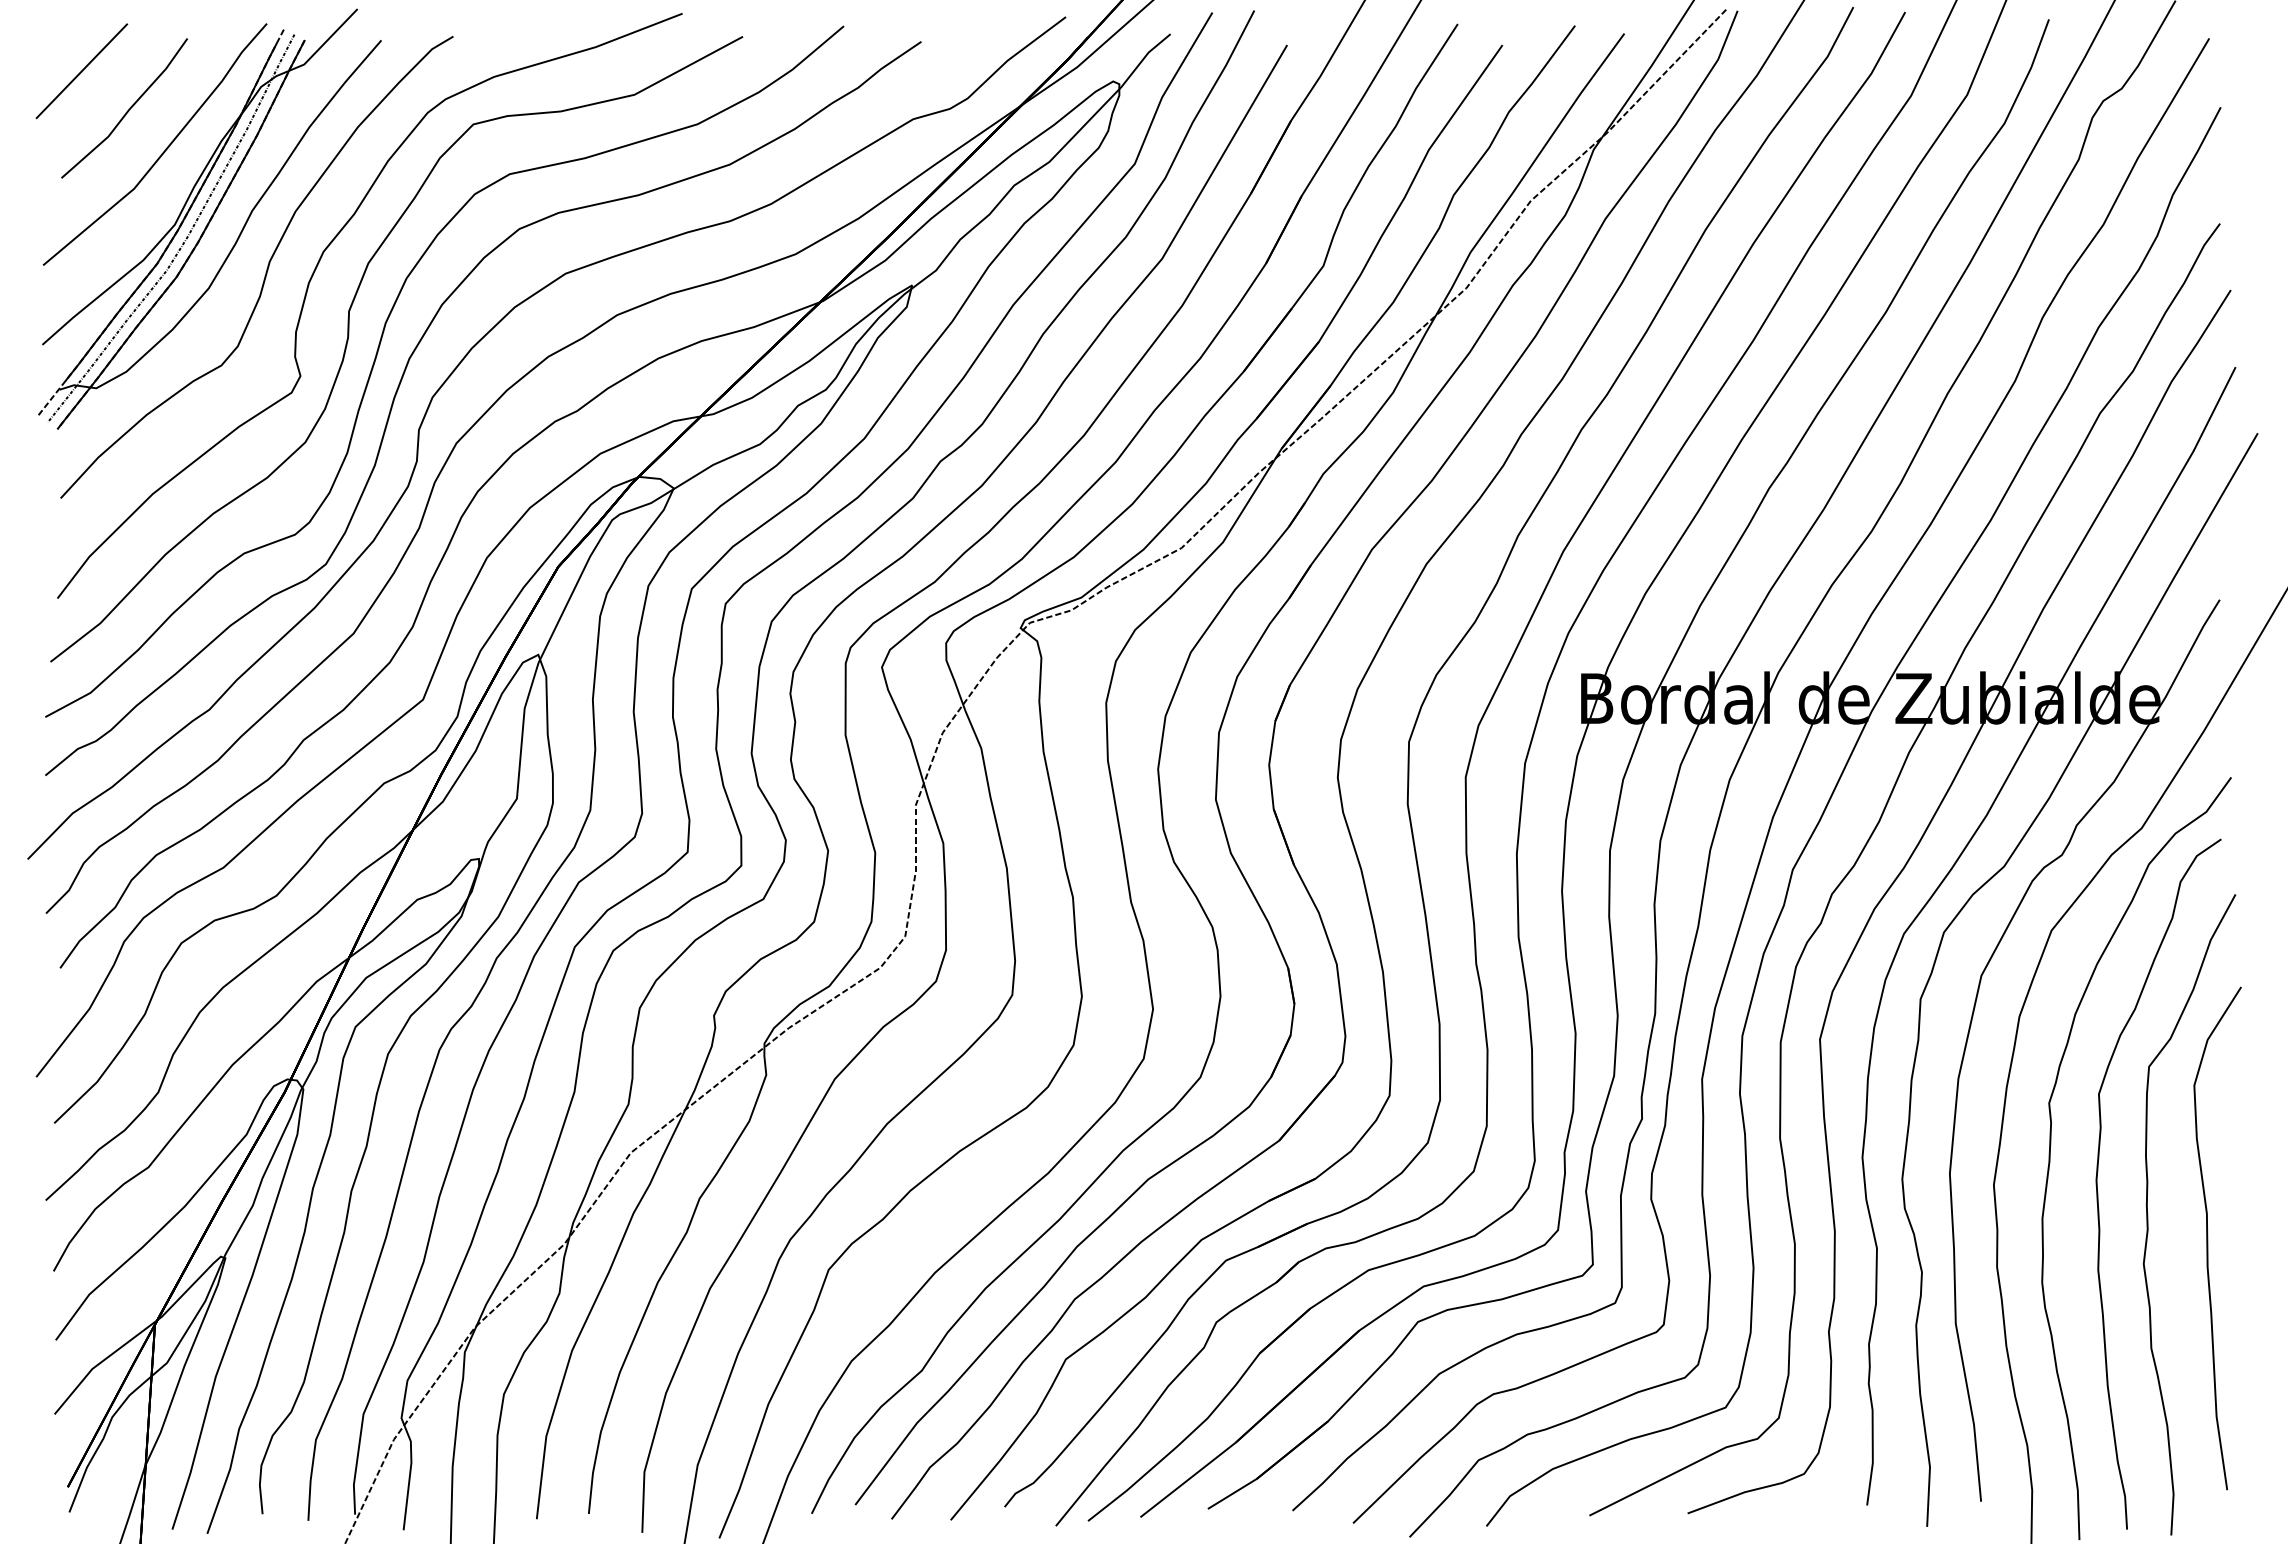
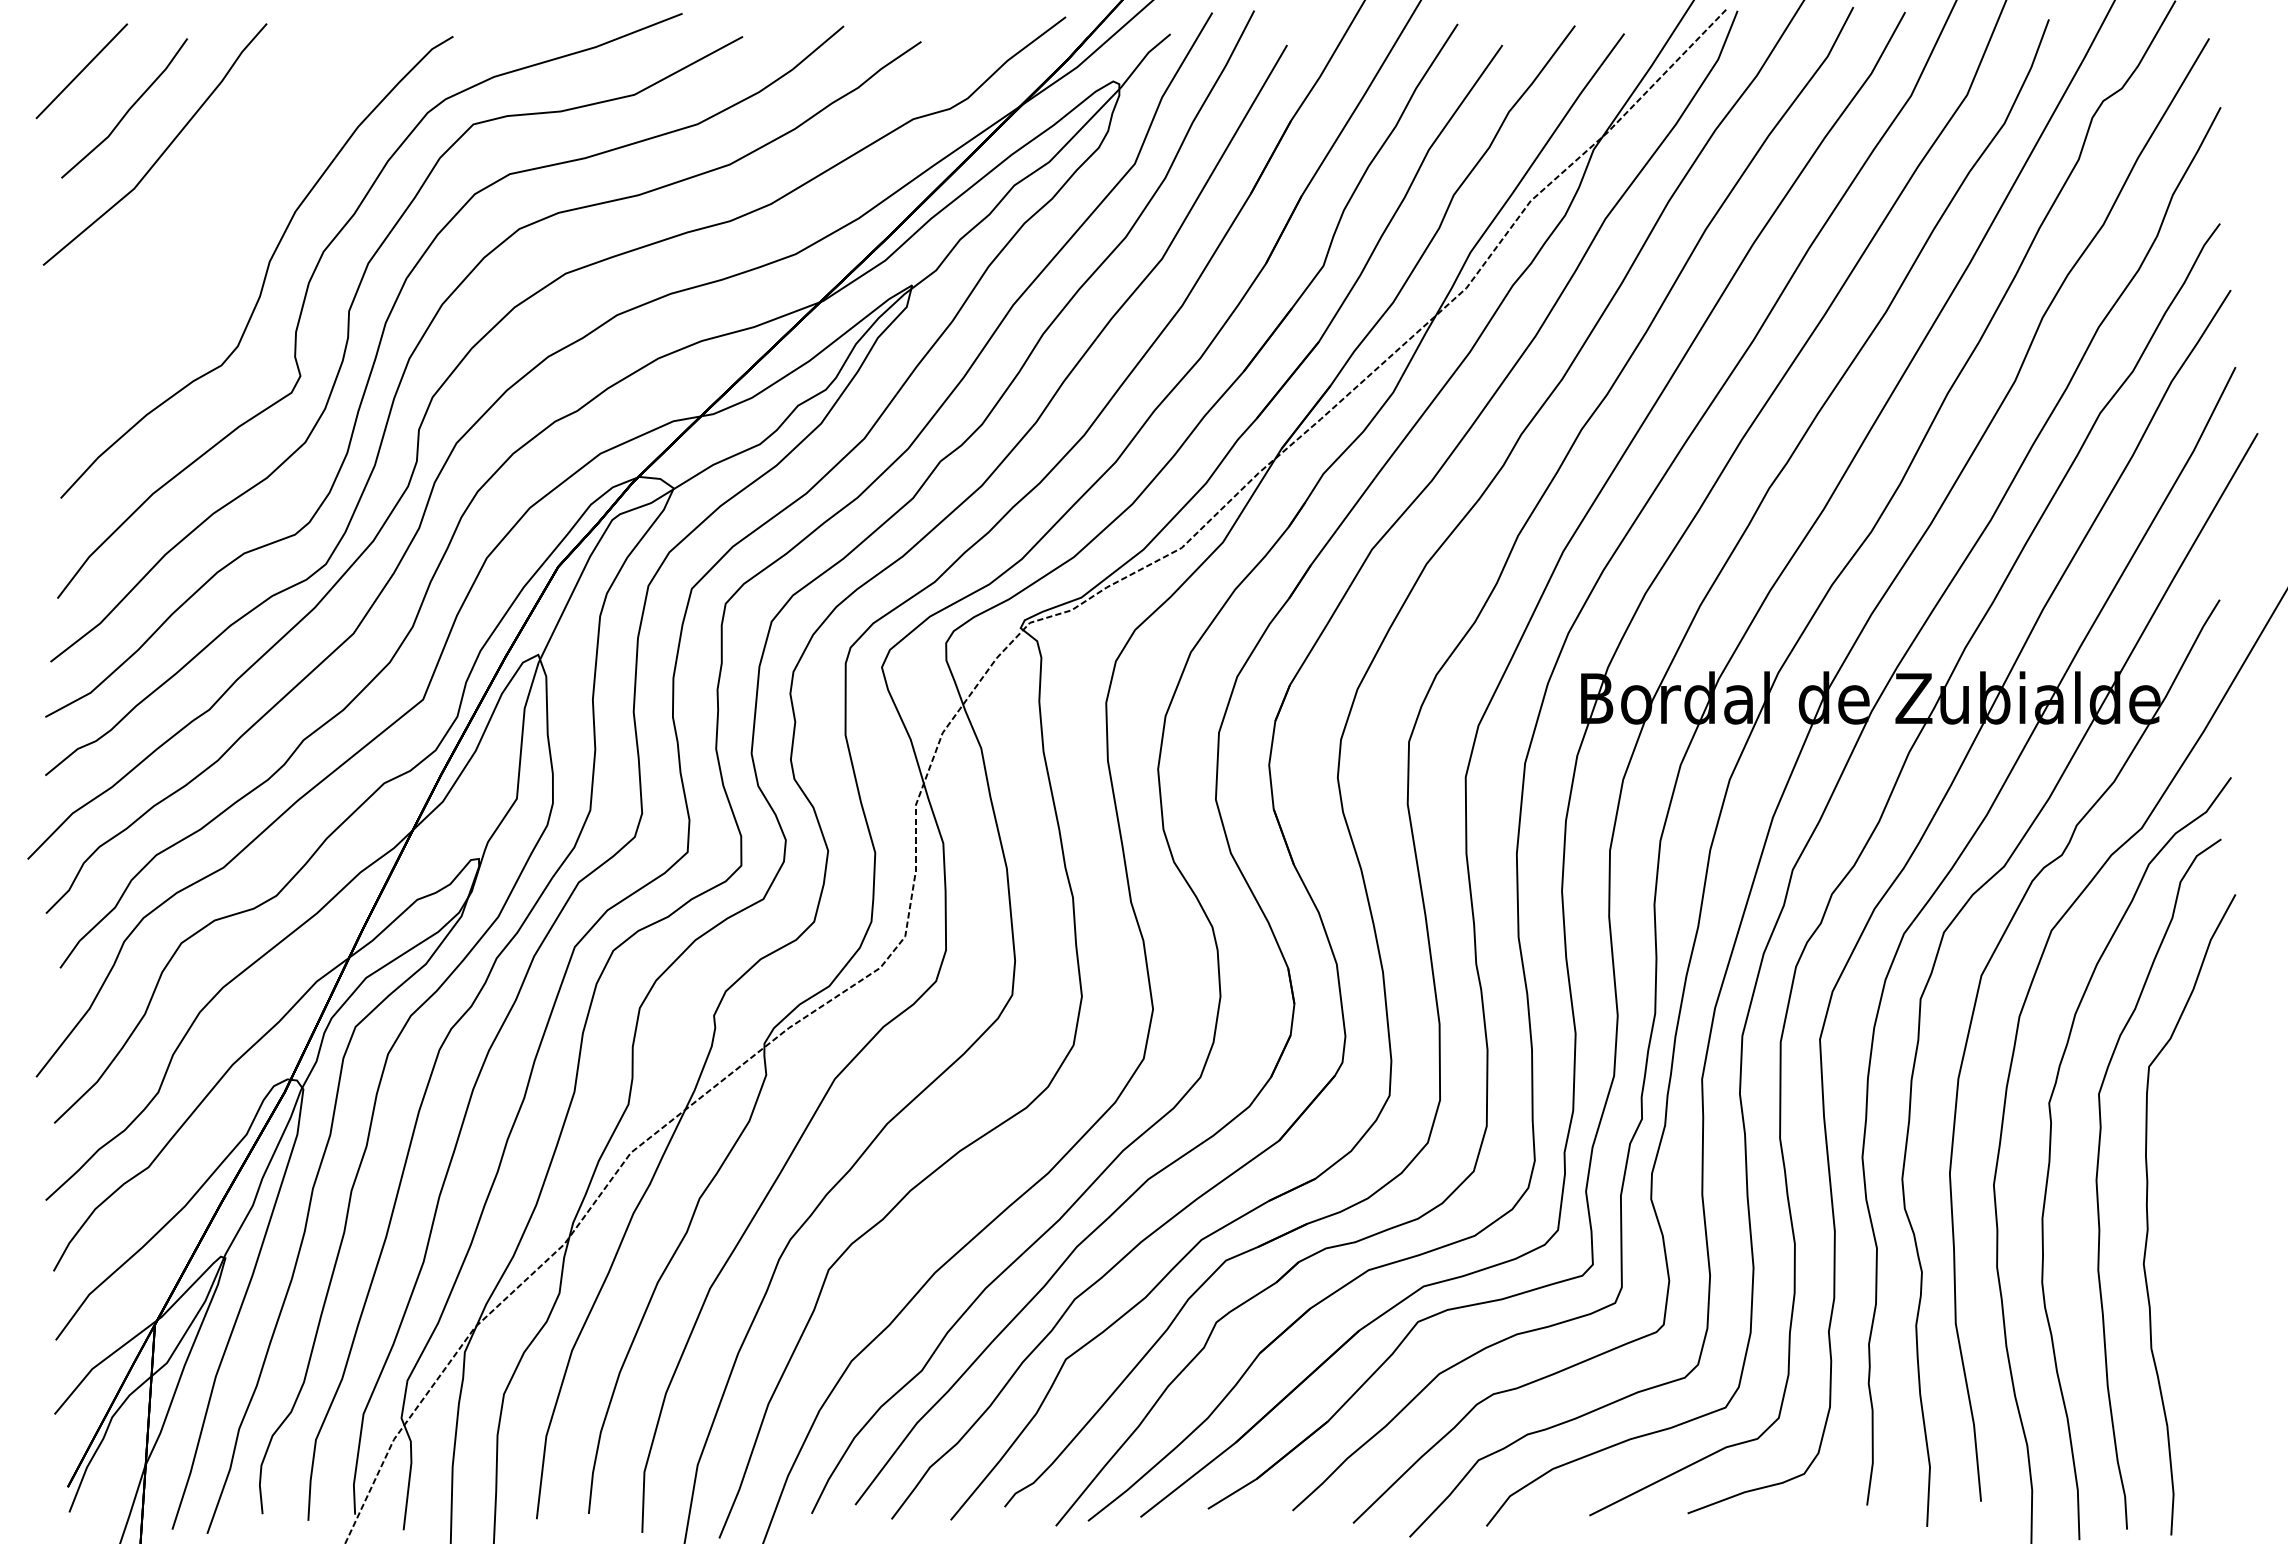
part: present -> none (209, 218)
part: present -> none (2208, 1238)
